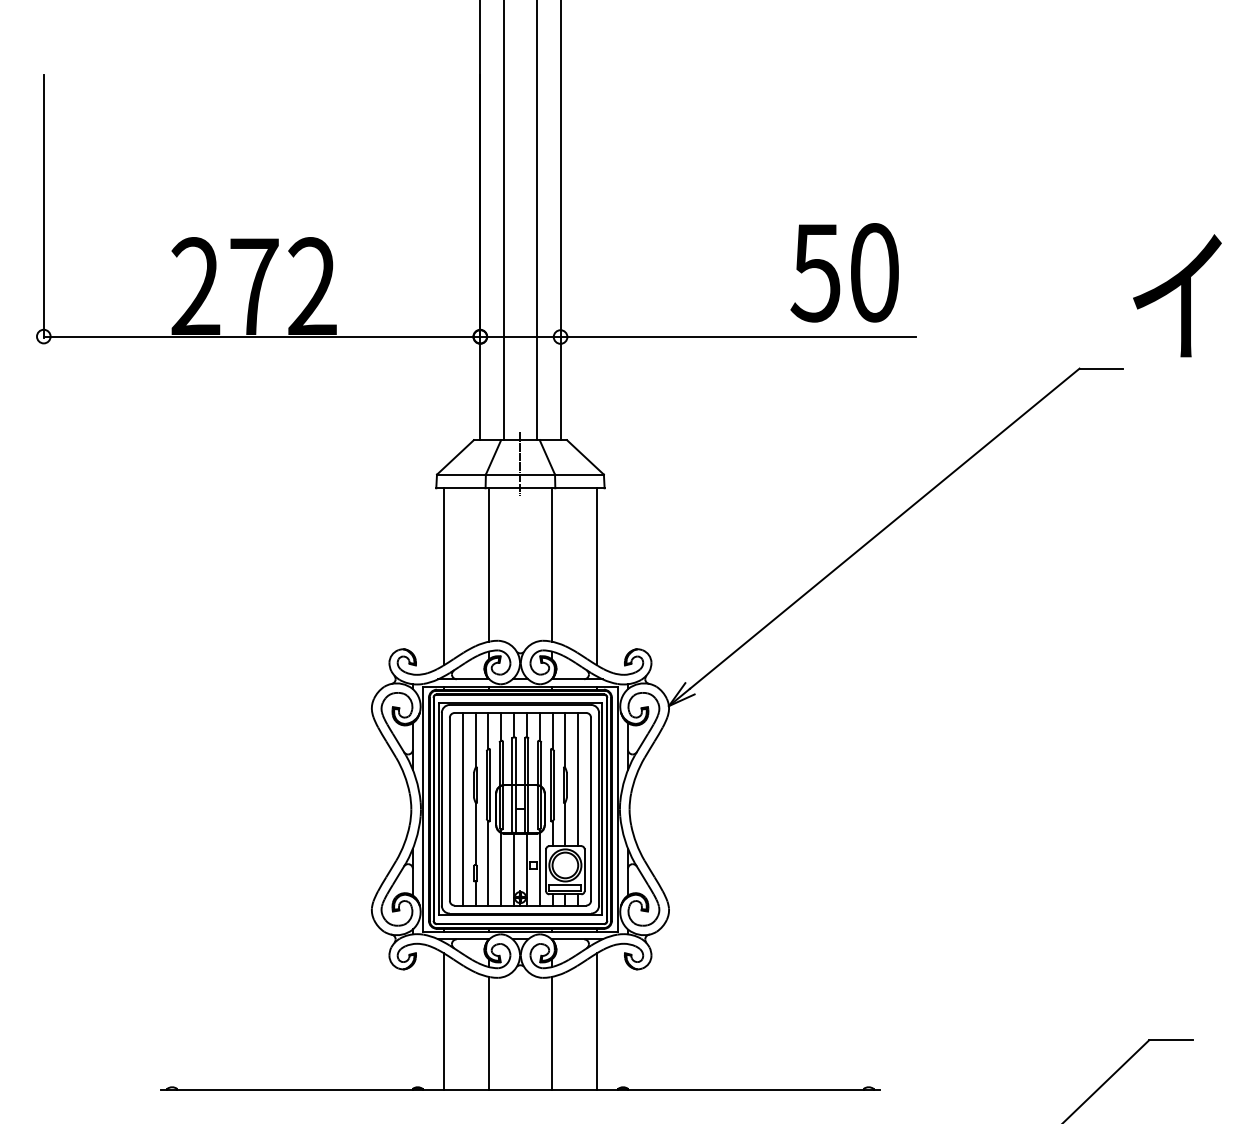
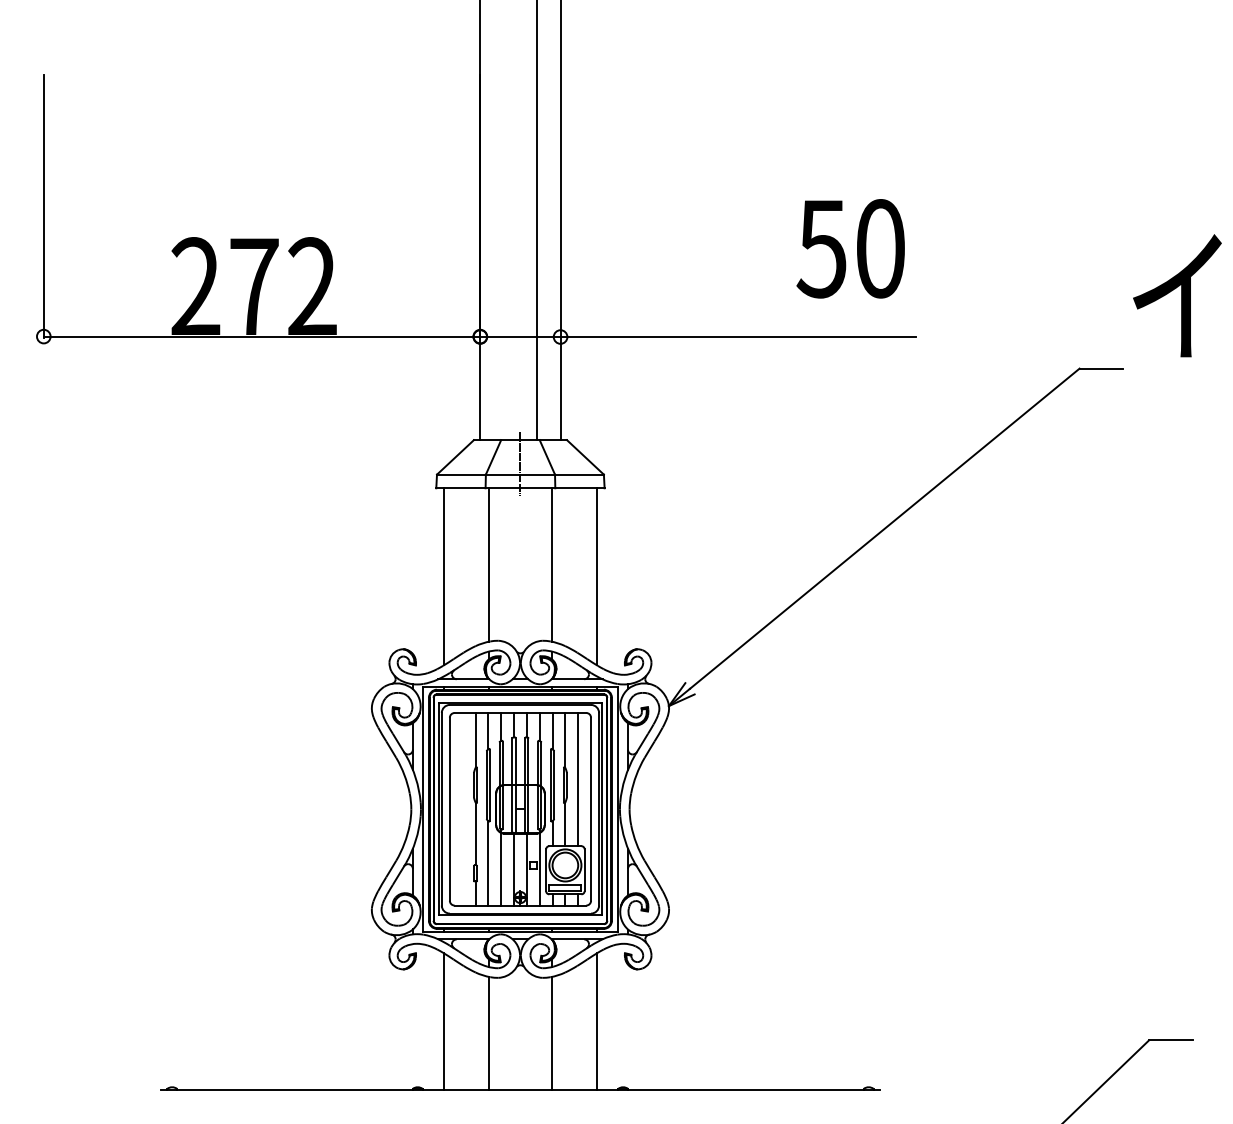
line: present -> none (503, 221)
text position: (844, 272) -> (850, 248) (850, 248)
line: present -> none (462, 808)
